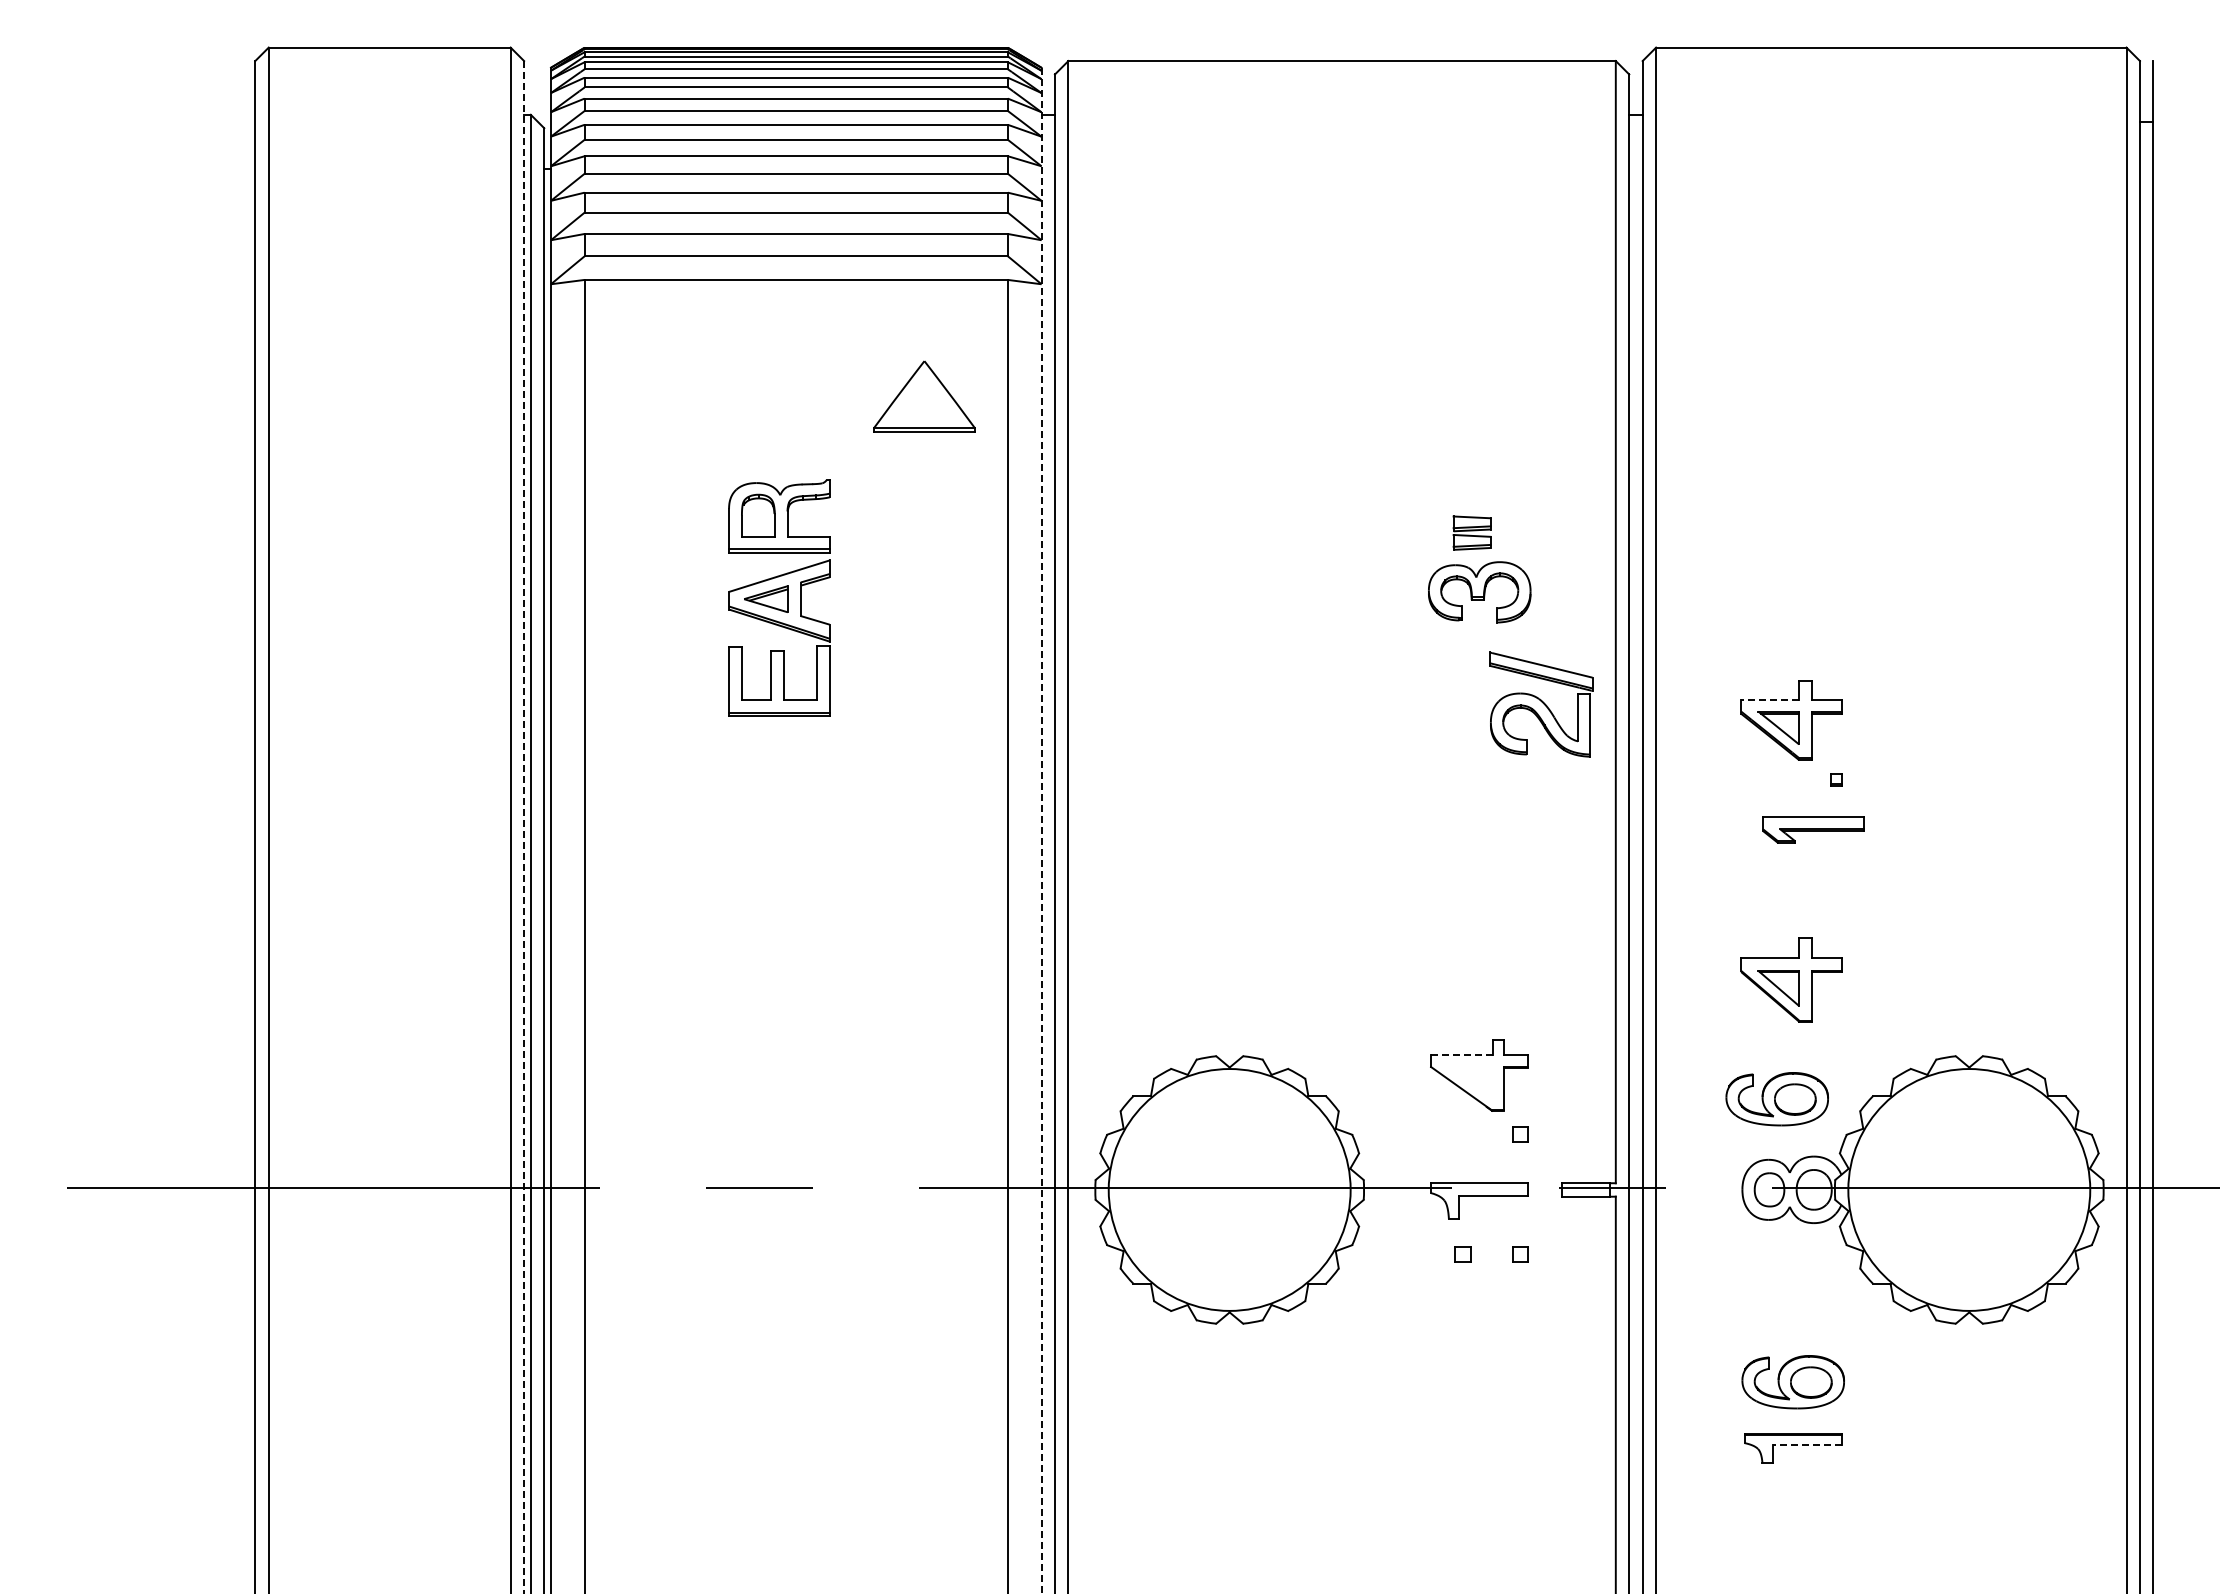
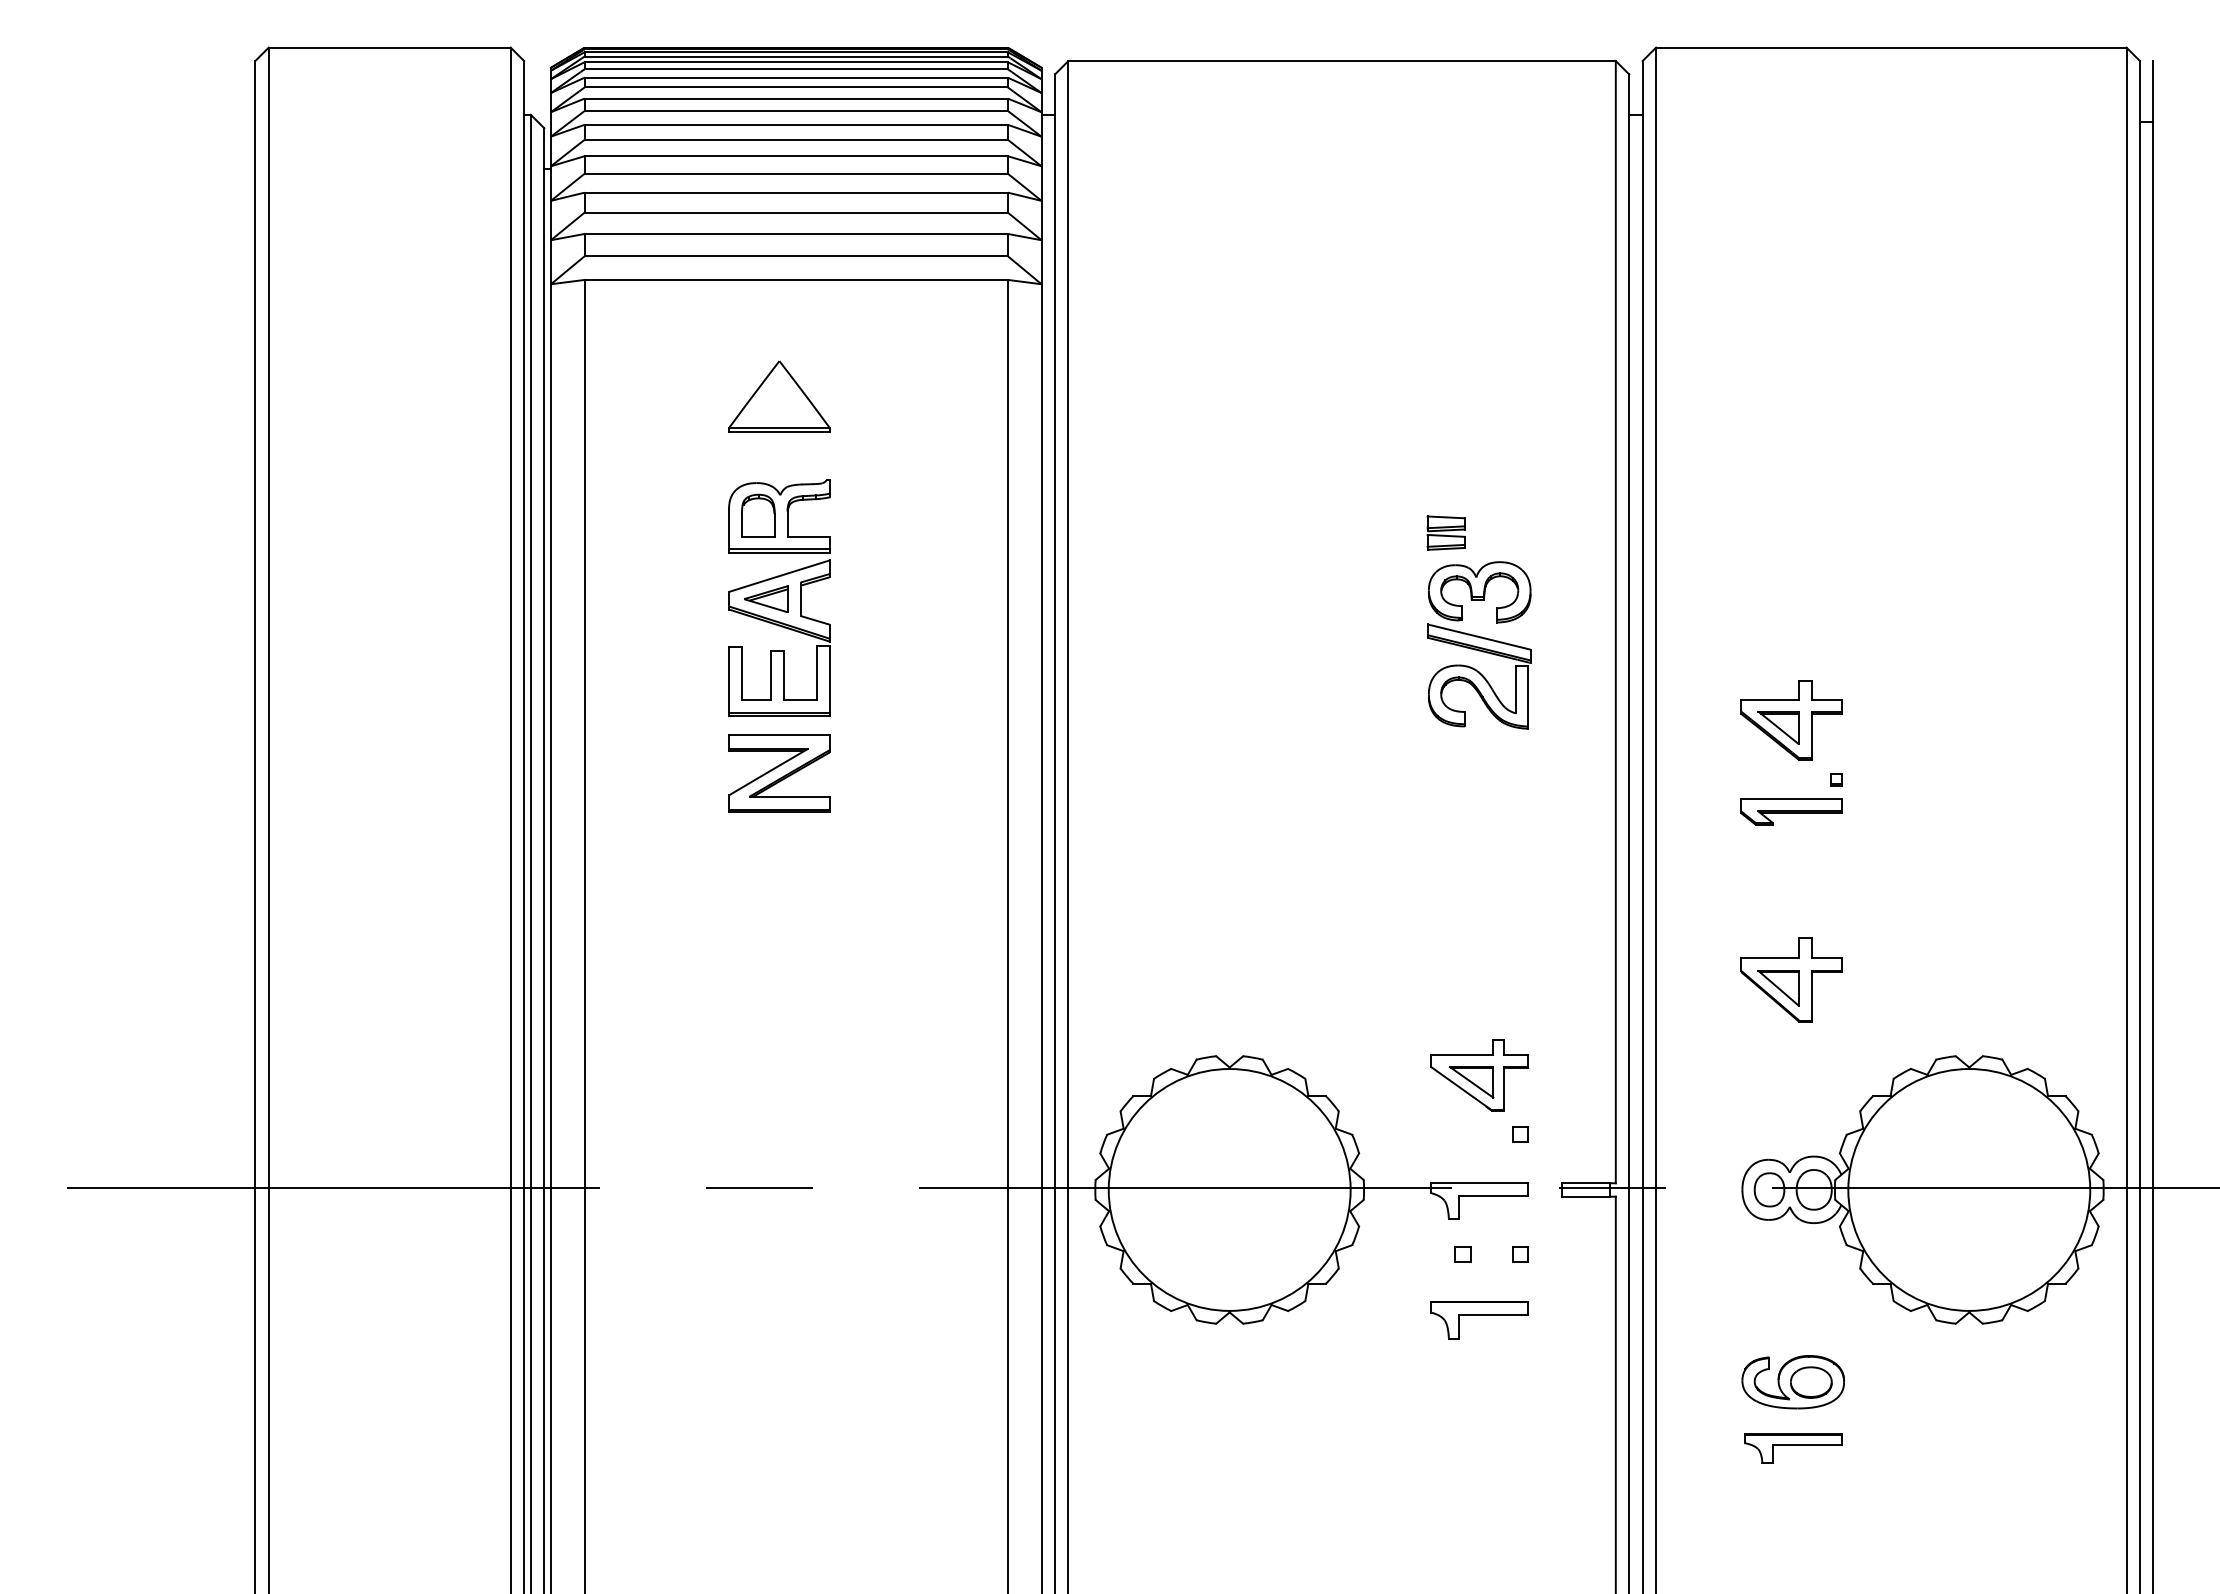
part position: (924, 396) -> (779, 396) (779, 396)
part position: (1471, 532) -> (1445, 532) (1445, 532)
line: dashed -> solid (1770, 700)
part position: (1541, 704) -> (1479, 676) (1479, 676)
part: none -> present (779, 773)
line: dashed -> solid (524, 828)
part position: (1813, 829) -> (1791, 811) (1791, 811)
line: dashed -> solid (1041, 830)
line: dashed -> solid (1462, 1054)
part: none -> present (1471, 1082)
part: present -> none (1776, 1099)
part: none -> present (1479, 1320)
line: dashed -> solid (1807, 1445)
